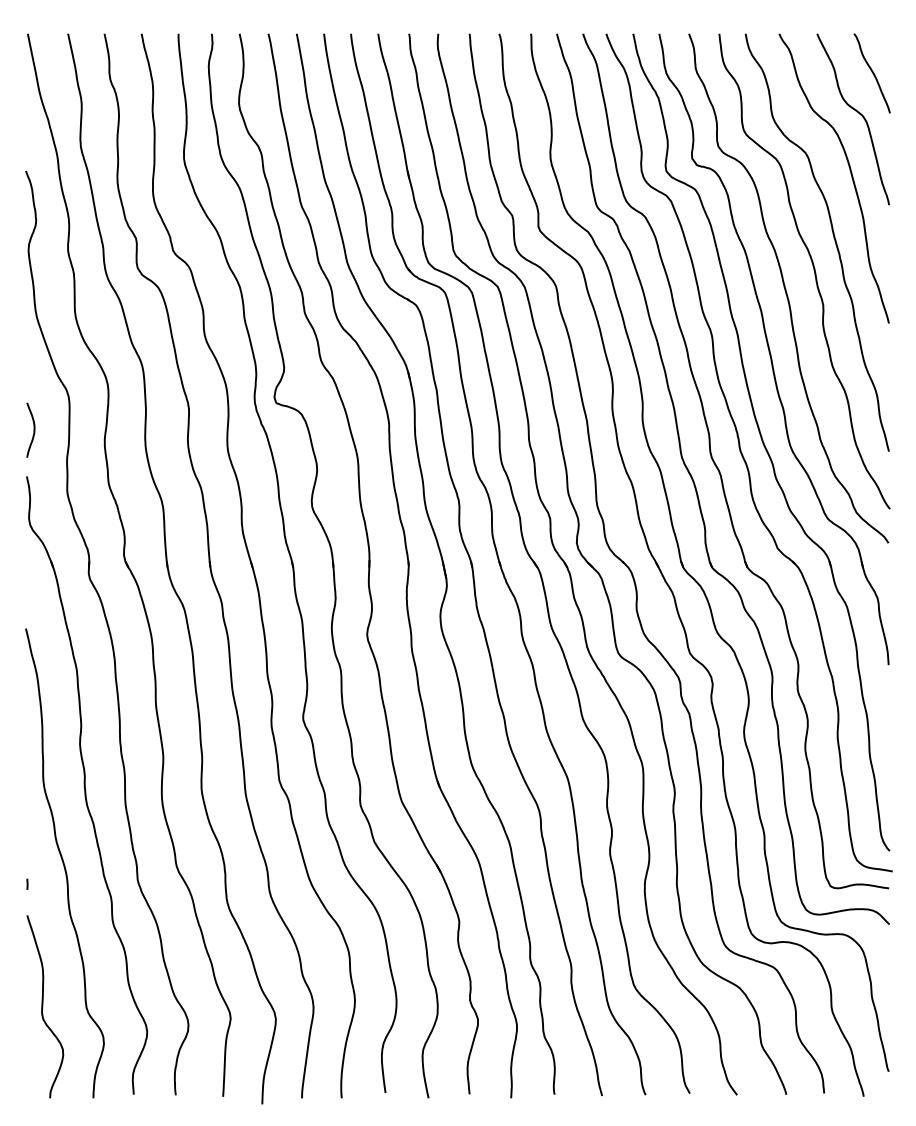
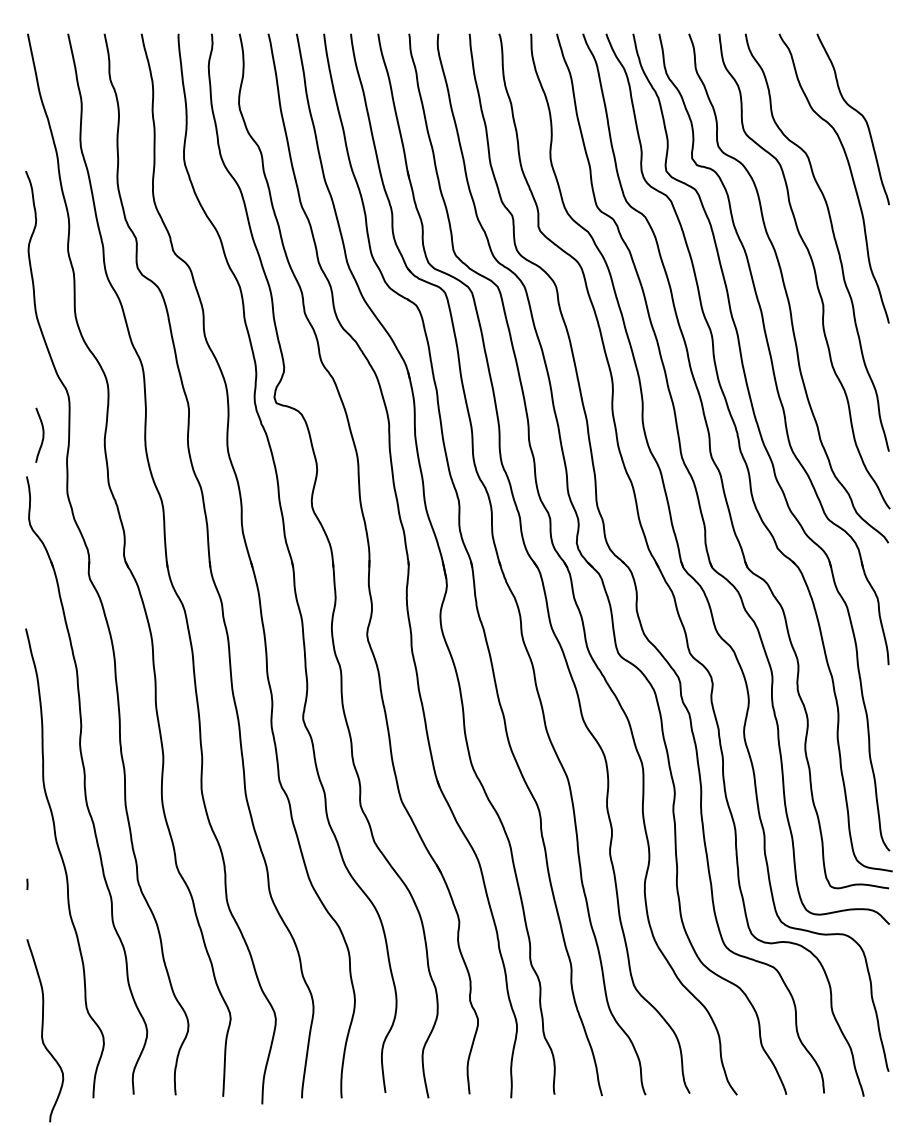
curve: present -> none (871, 72)
curve position: (33, 429) -> (42, 434) (42, 434)
curve position: (43, 1006) -> (43, 1030) (43, 1030)
